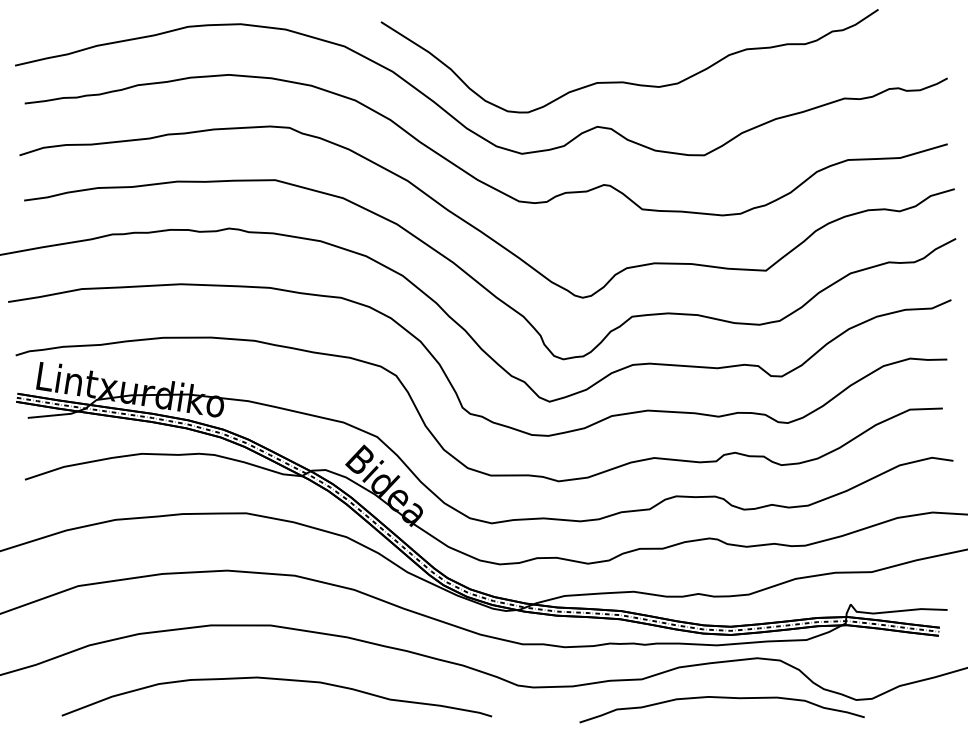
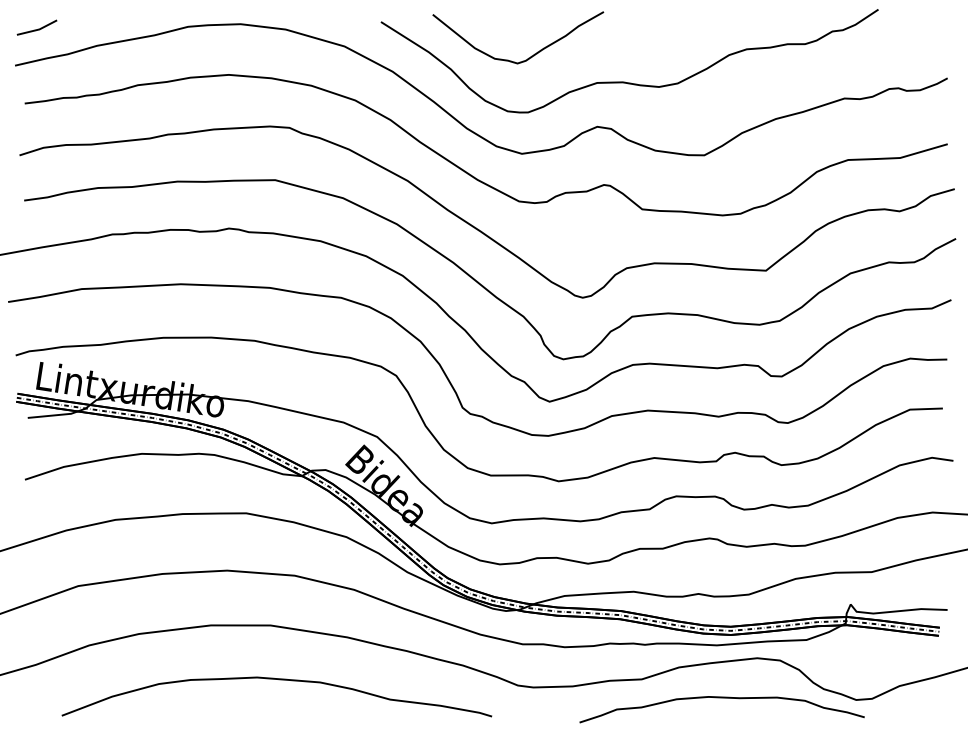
line: none -> present (36, 29)
curve: none -> present (531, 55)
